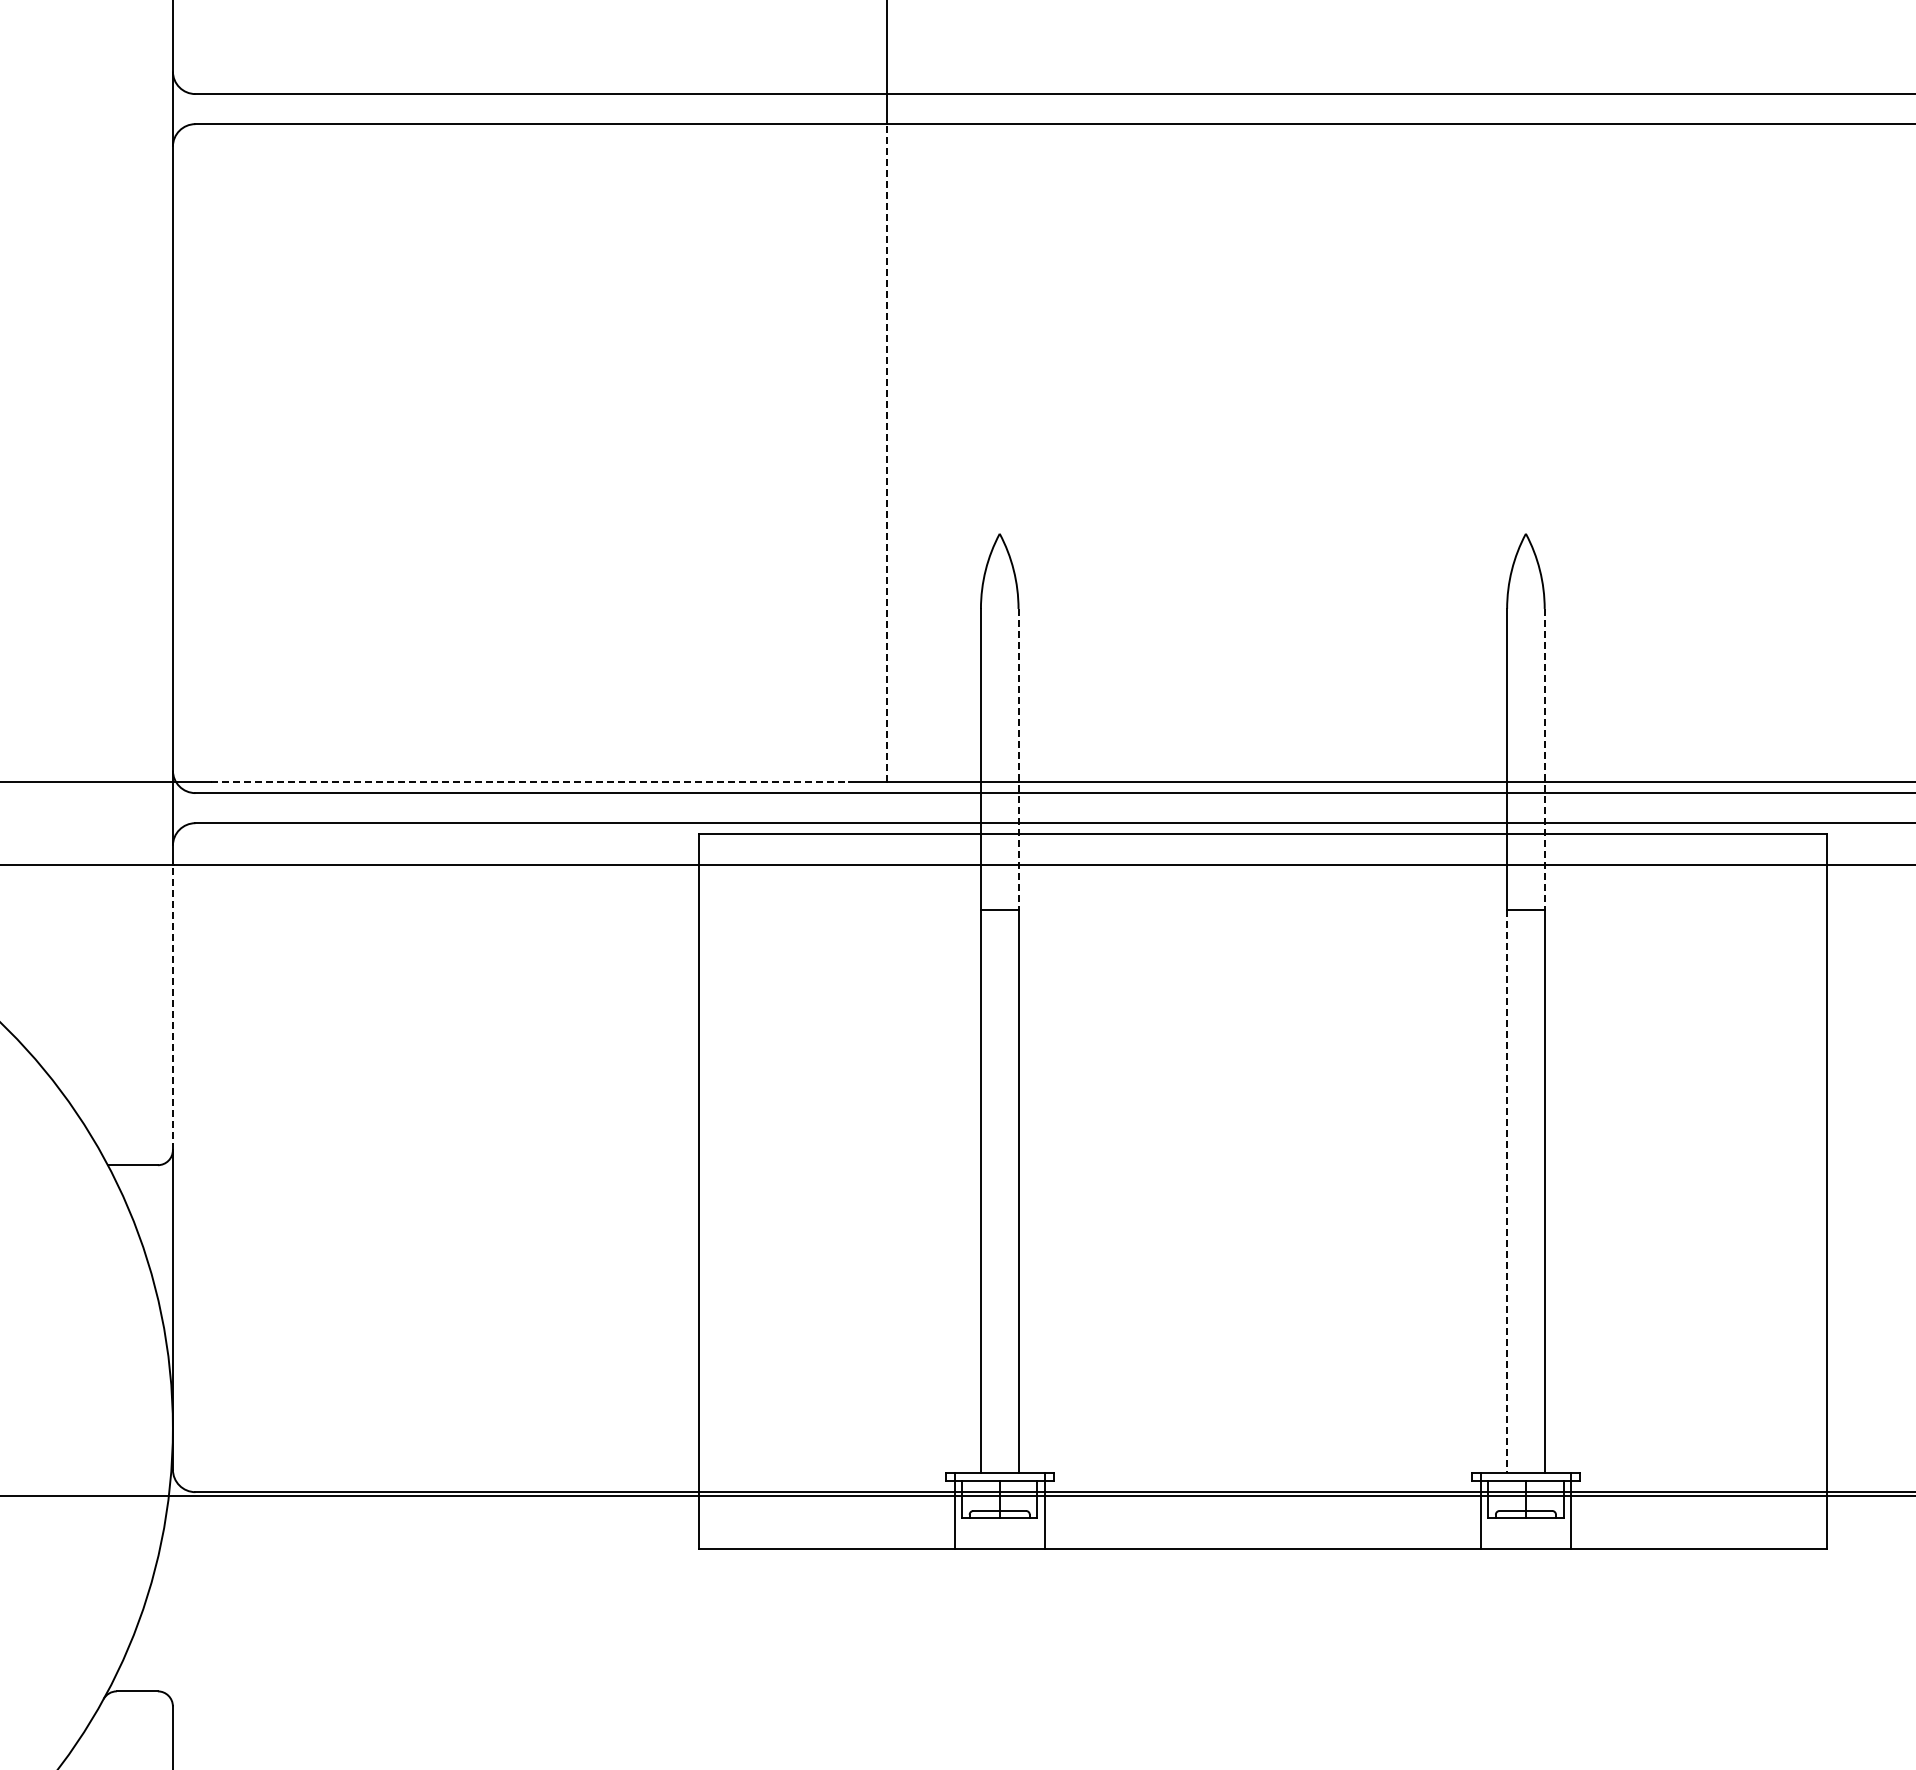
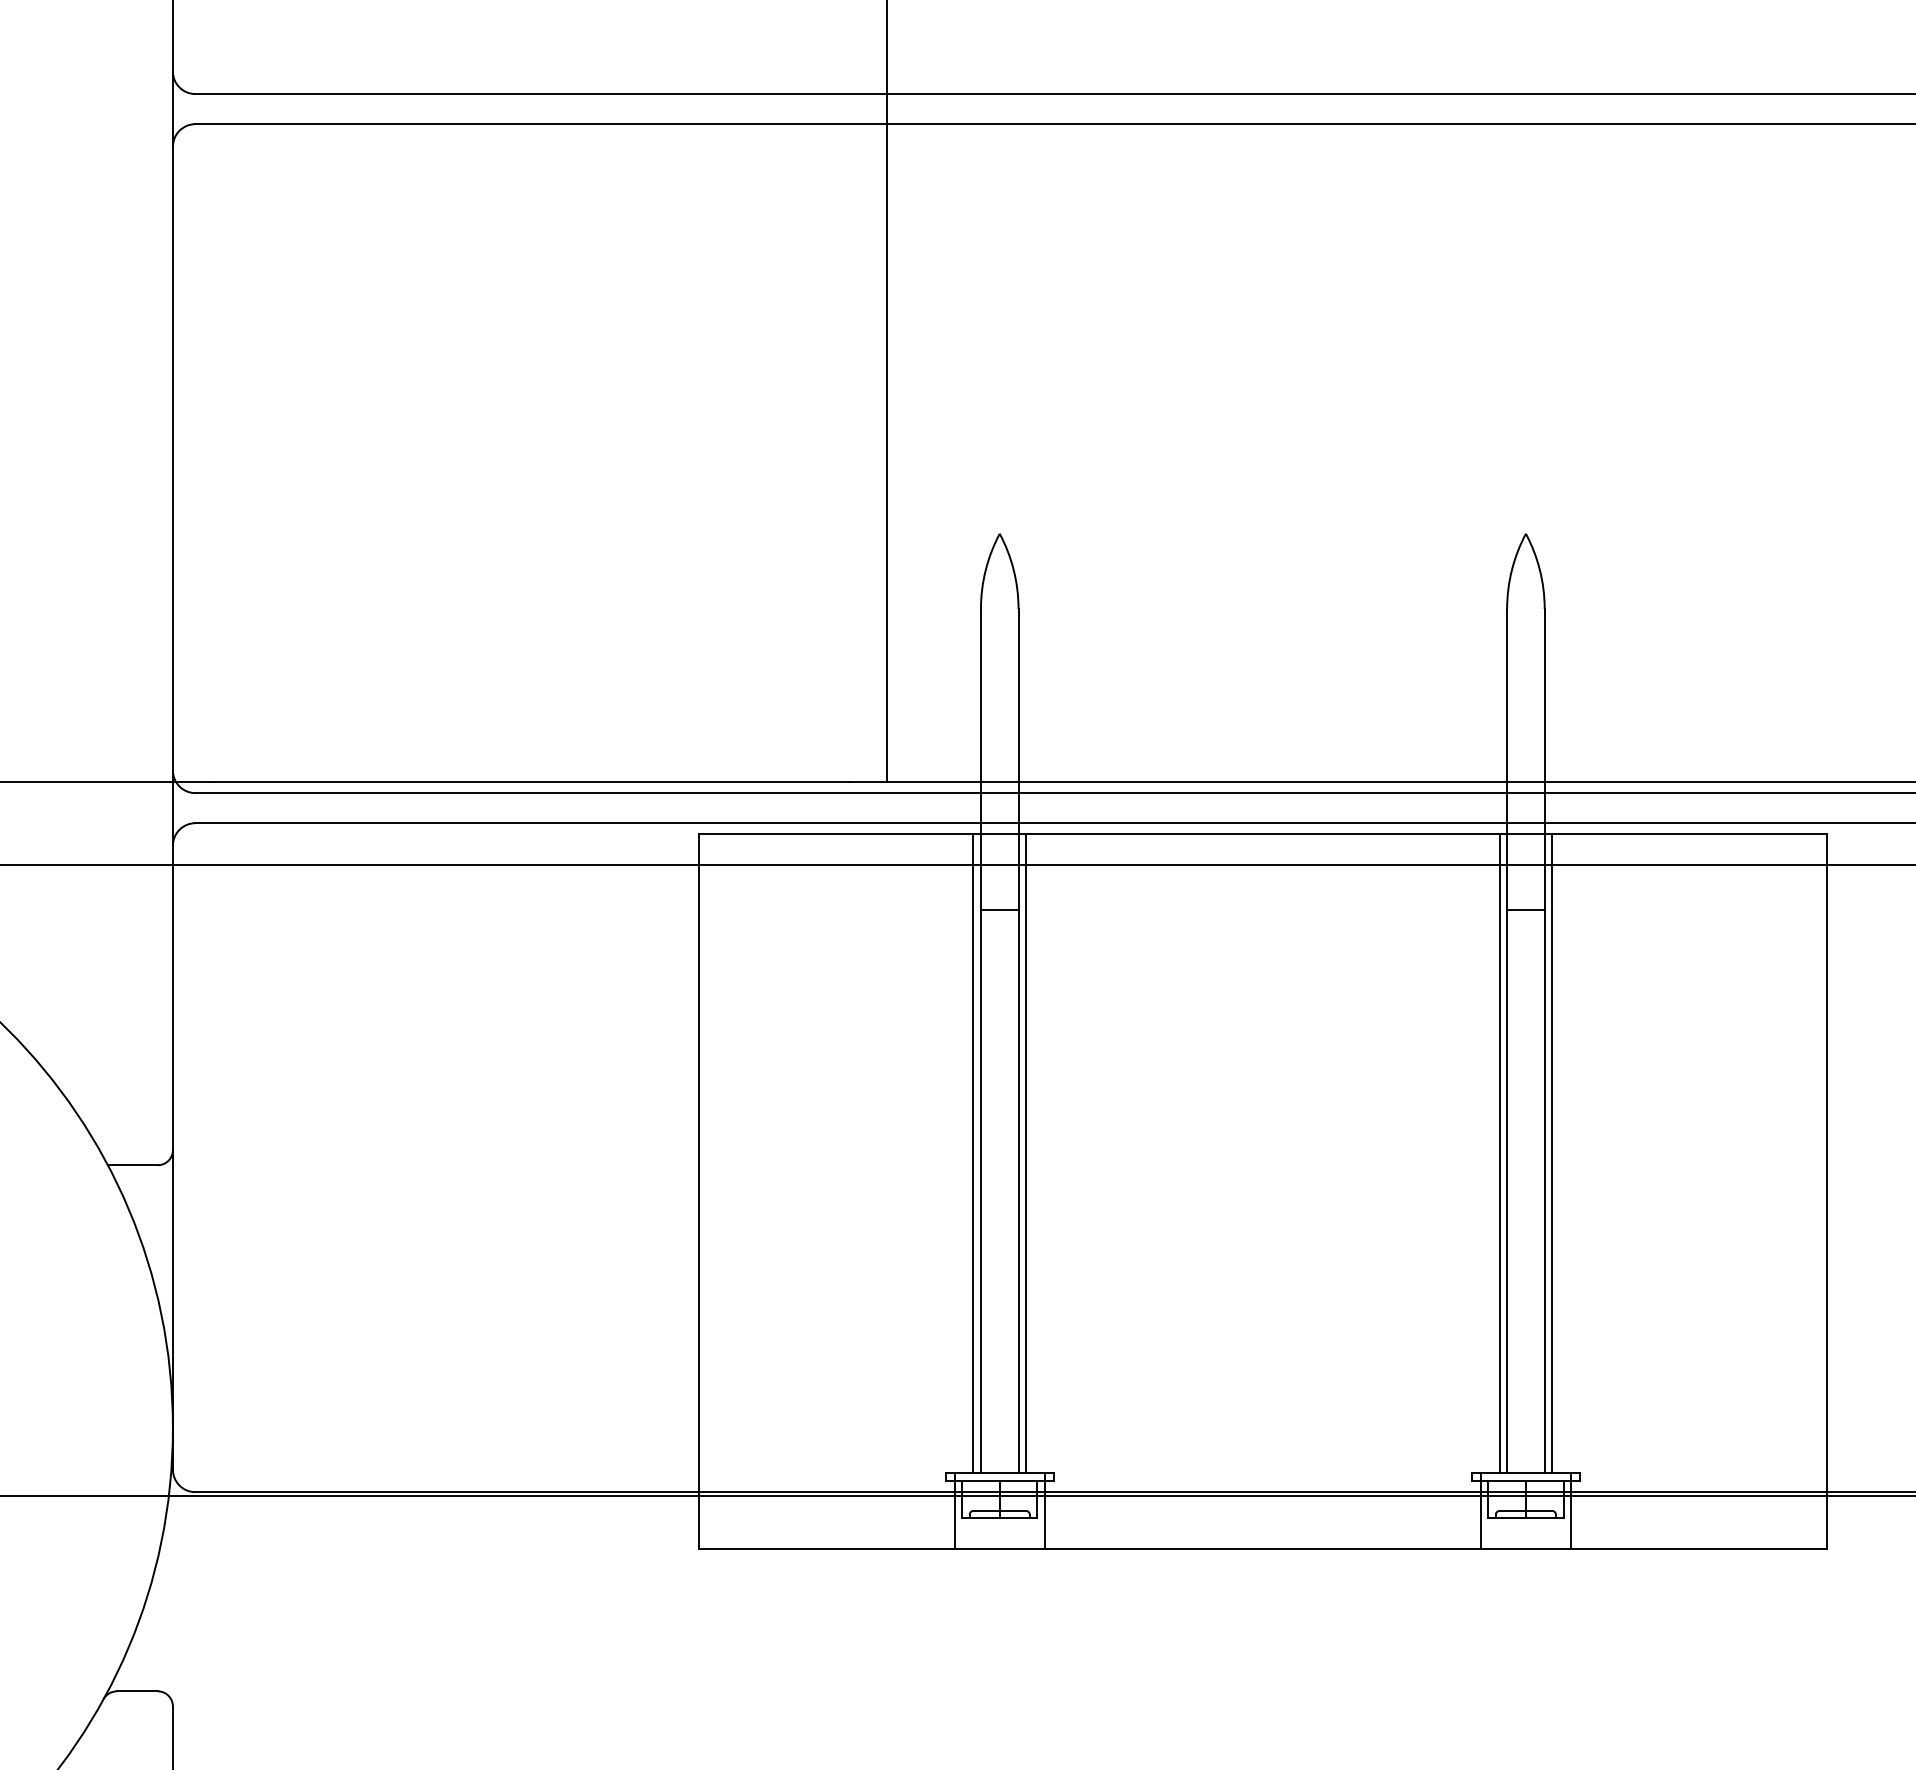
line: dashed -> solid (887, 453)
line: dashed -> solid (1018, 759)
line: dashed -> solid (1544, 759)
line: dashed -> solid (530, 781)
line: dashed -> solid (172, 1007)
line: none -> present (973, 1153)
line: none -> present (1026, 1153)
line: none -> present (1499, 1153)
line: none -> present (1552, 1153)
line: dashed -> solid (1507, 1191)
